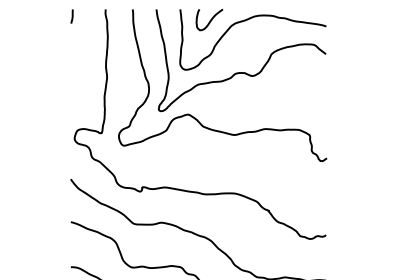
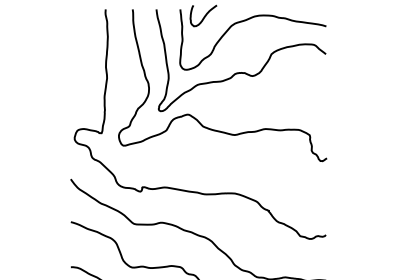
curve: present -> none (71, 16)
curve position: (210, 19) -> (204, 15) (204, 15)
